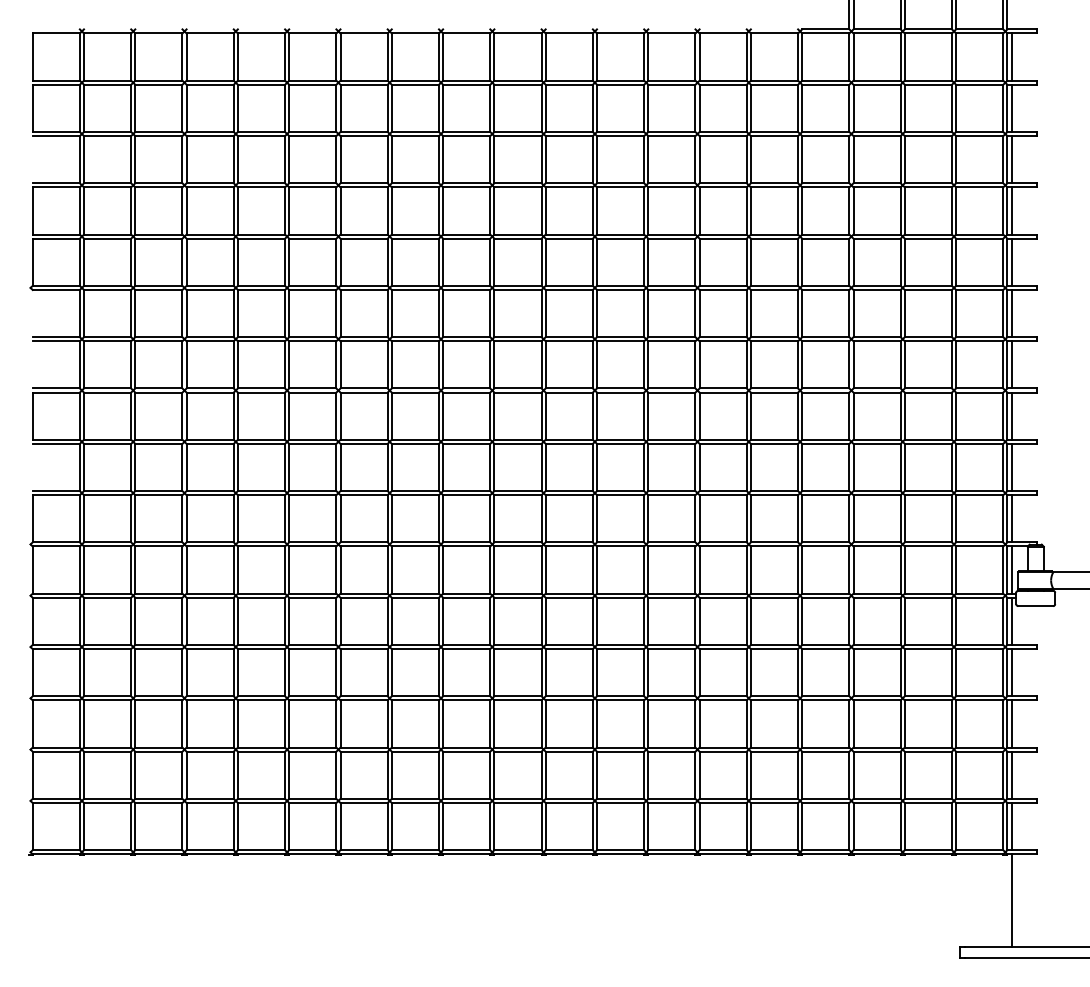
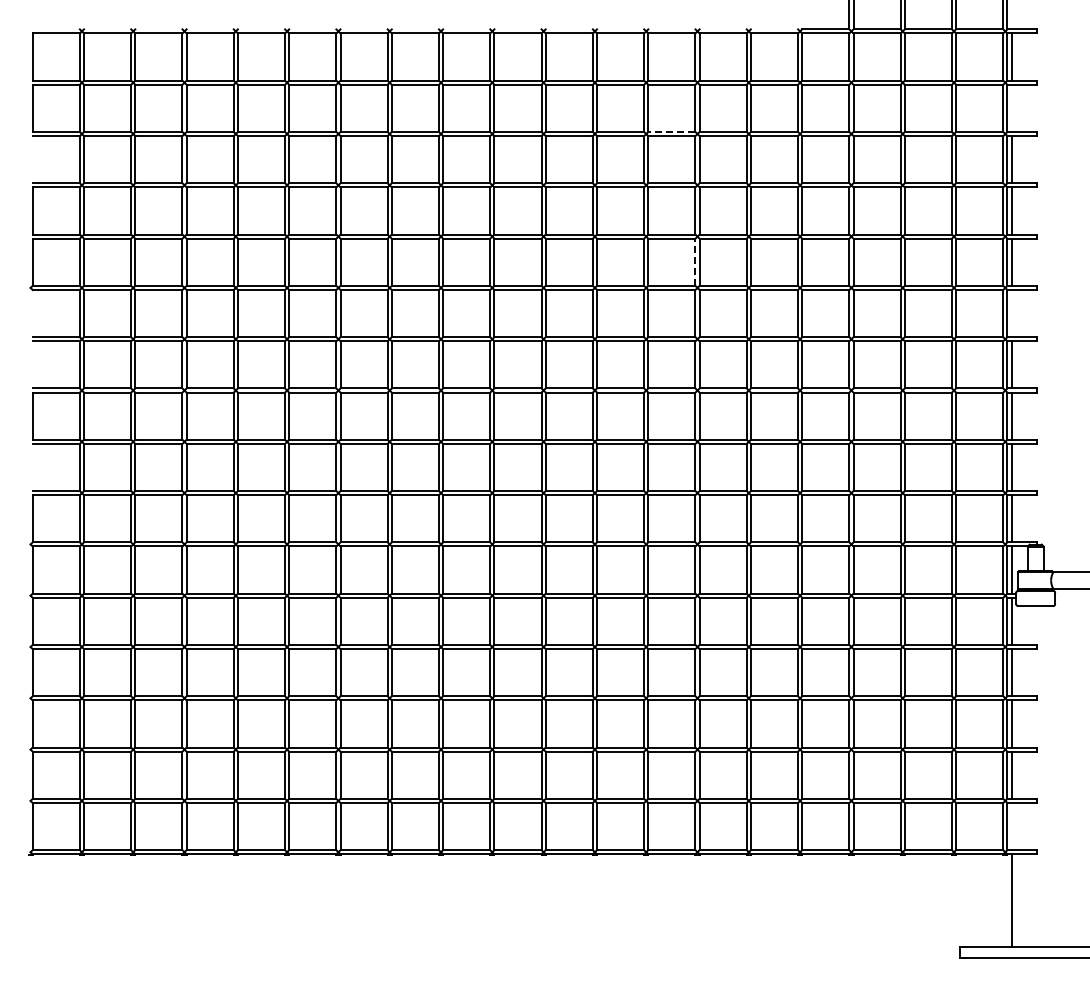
line: present -> none (1011, 107)
line: solid -> dashed (671, 131)
line: solid -> dashed (695, 262)
line: present -> none (1011, 313)
line: present -> none (1011, 826)
